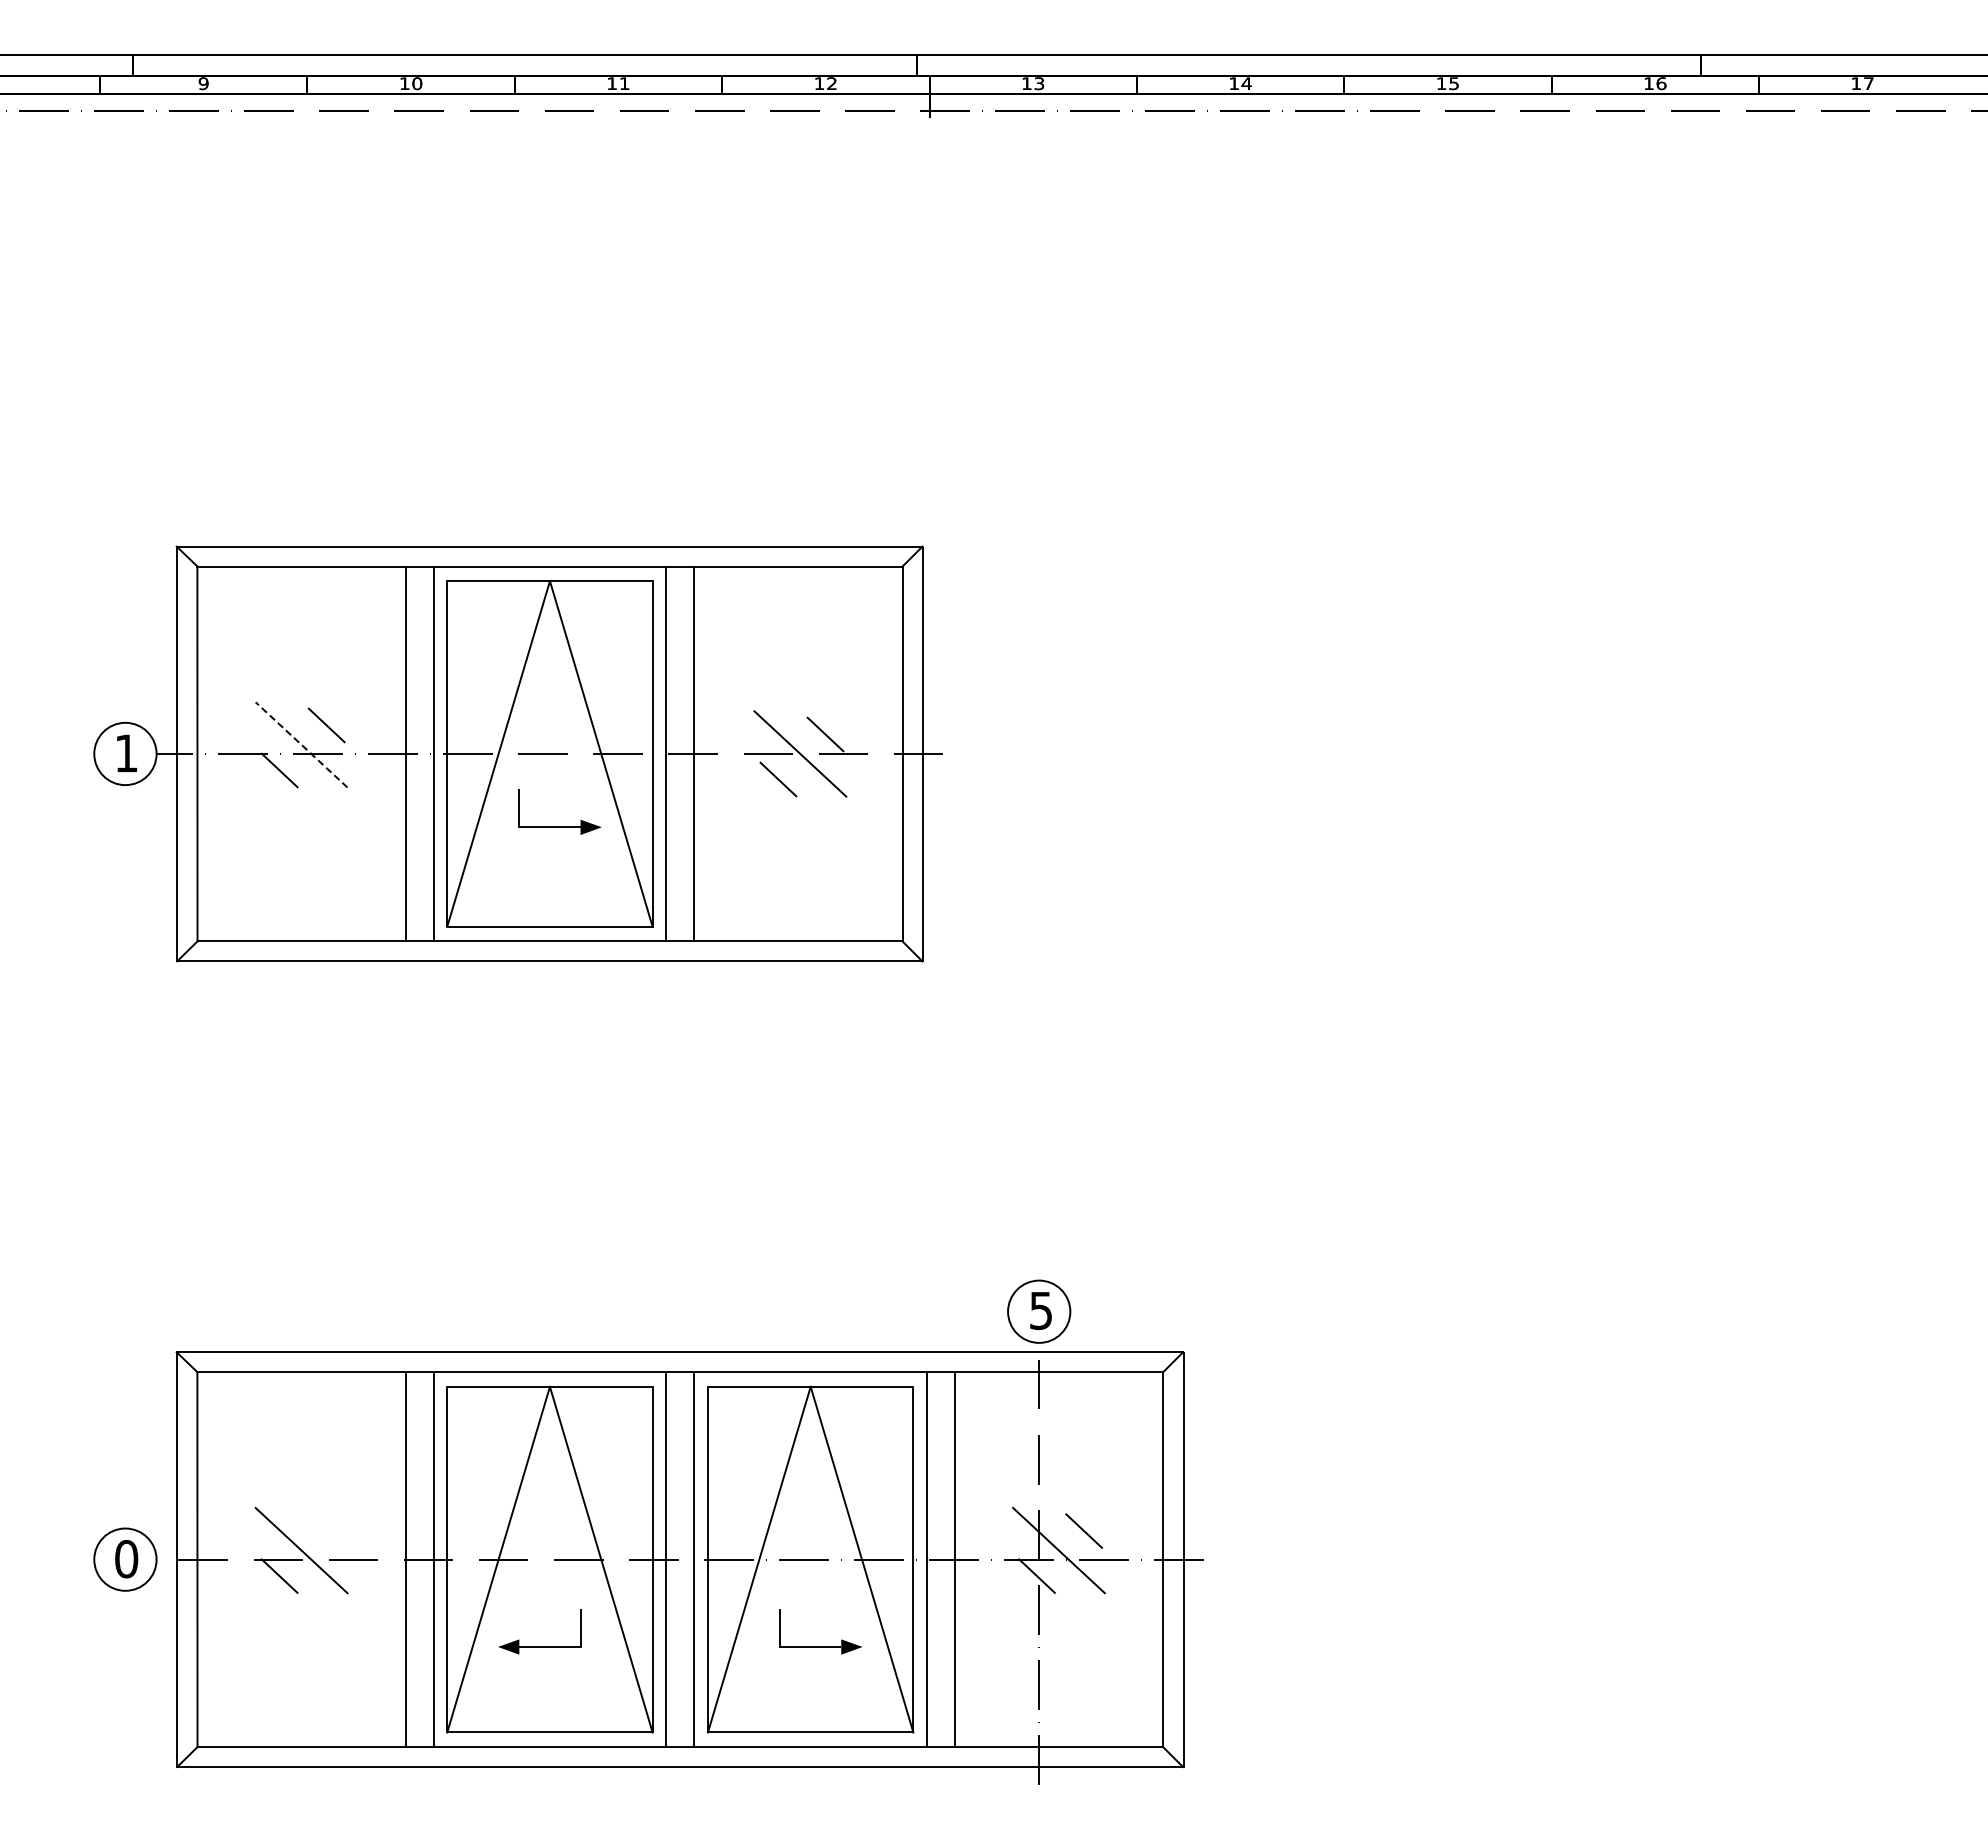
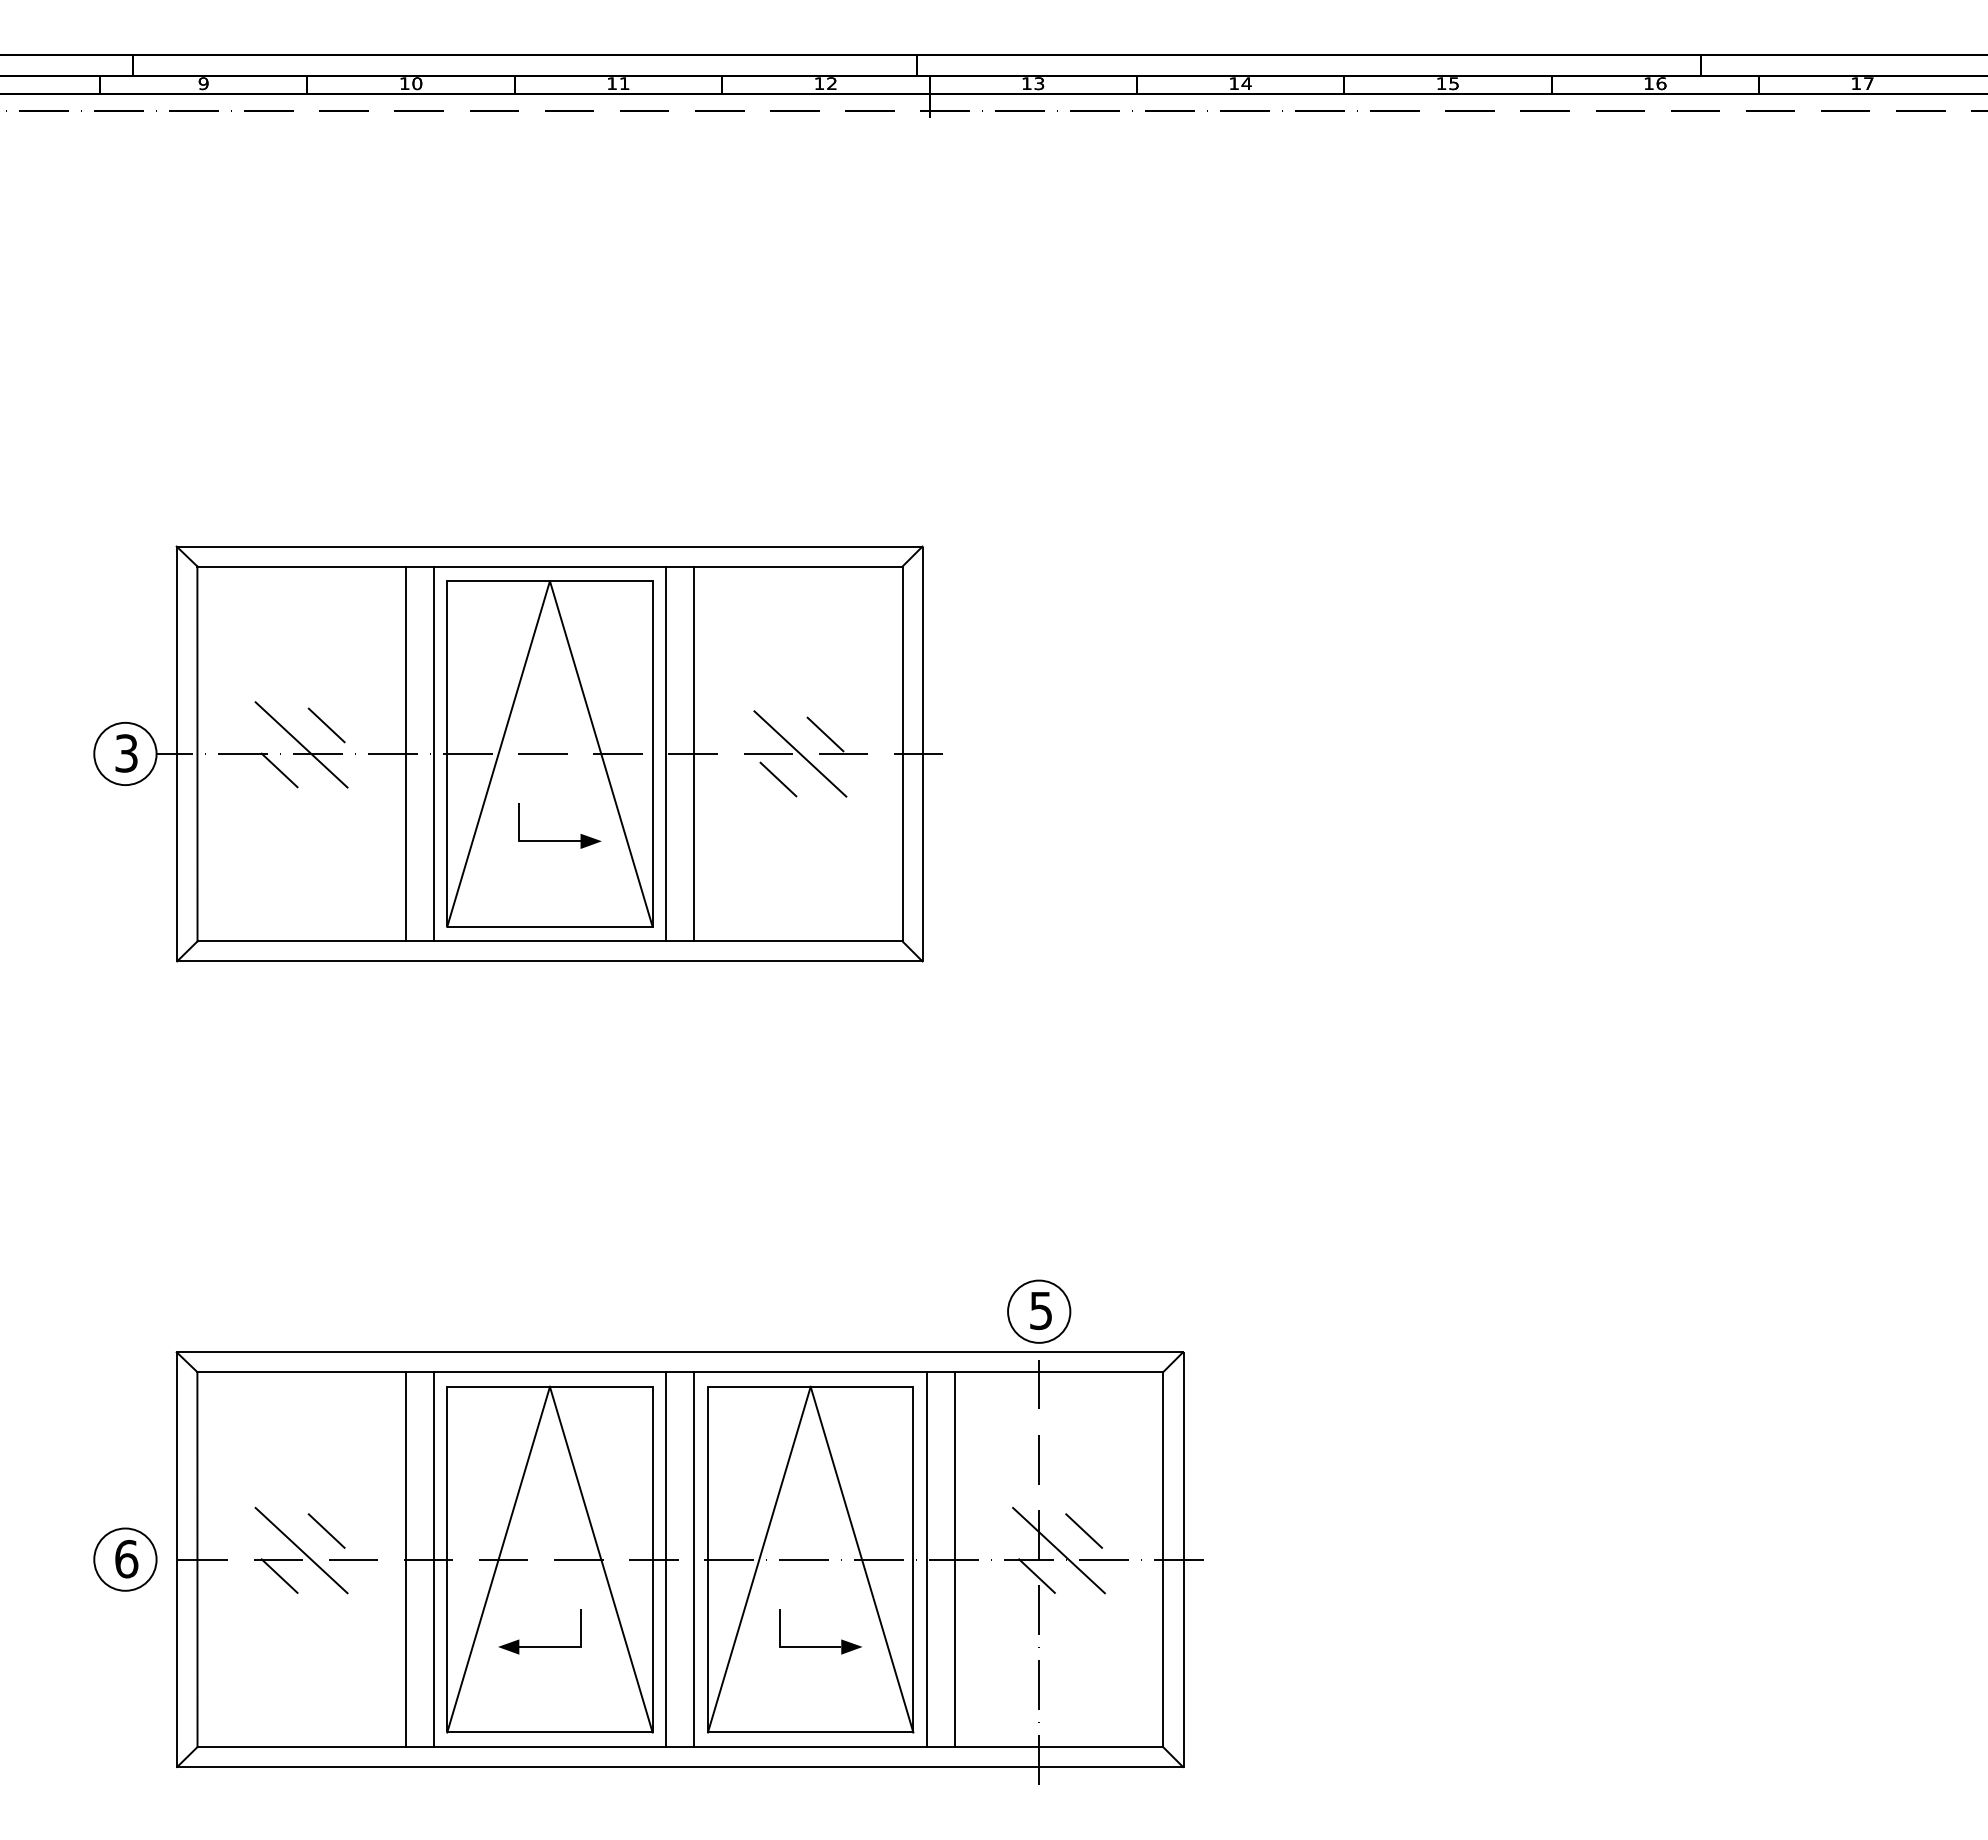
line: dashed -> solid (301, 744)
text: 1 -> 3 (126, 753)
part position: (559, 826) -> (559, 840) (559, 840)
line: none -> present (326, 1530)
text: 0 -> 6 (126, 1558)
